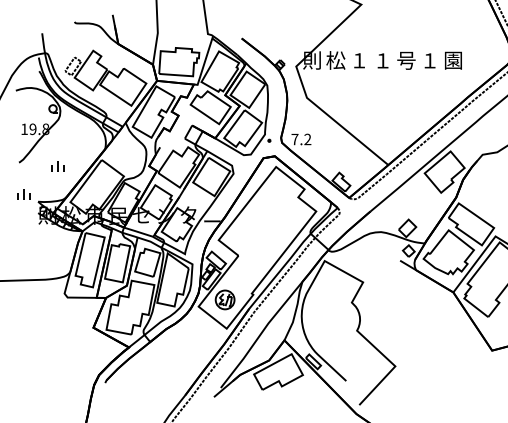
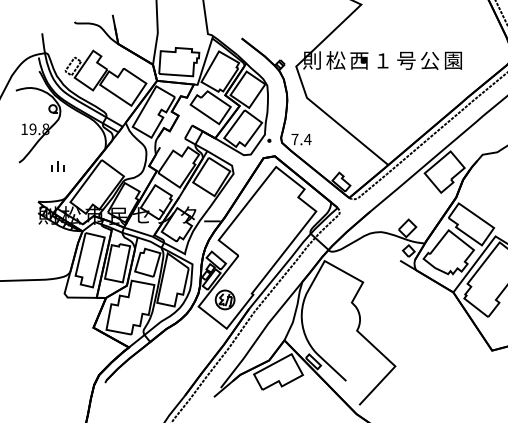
text: １ -> 西 (359, 60)
text: １ -> 公 (430, 60)
text: 7.2 -> 7.4 (307, 139)
part: present -> none (23, 194)
